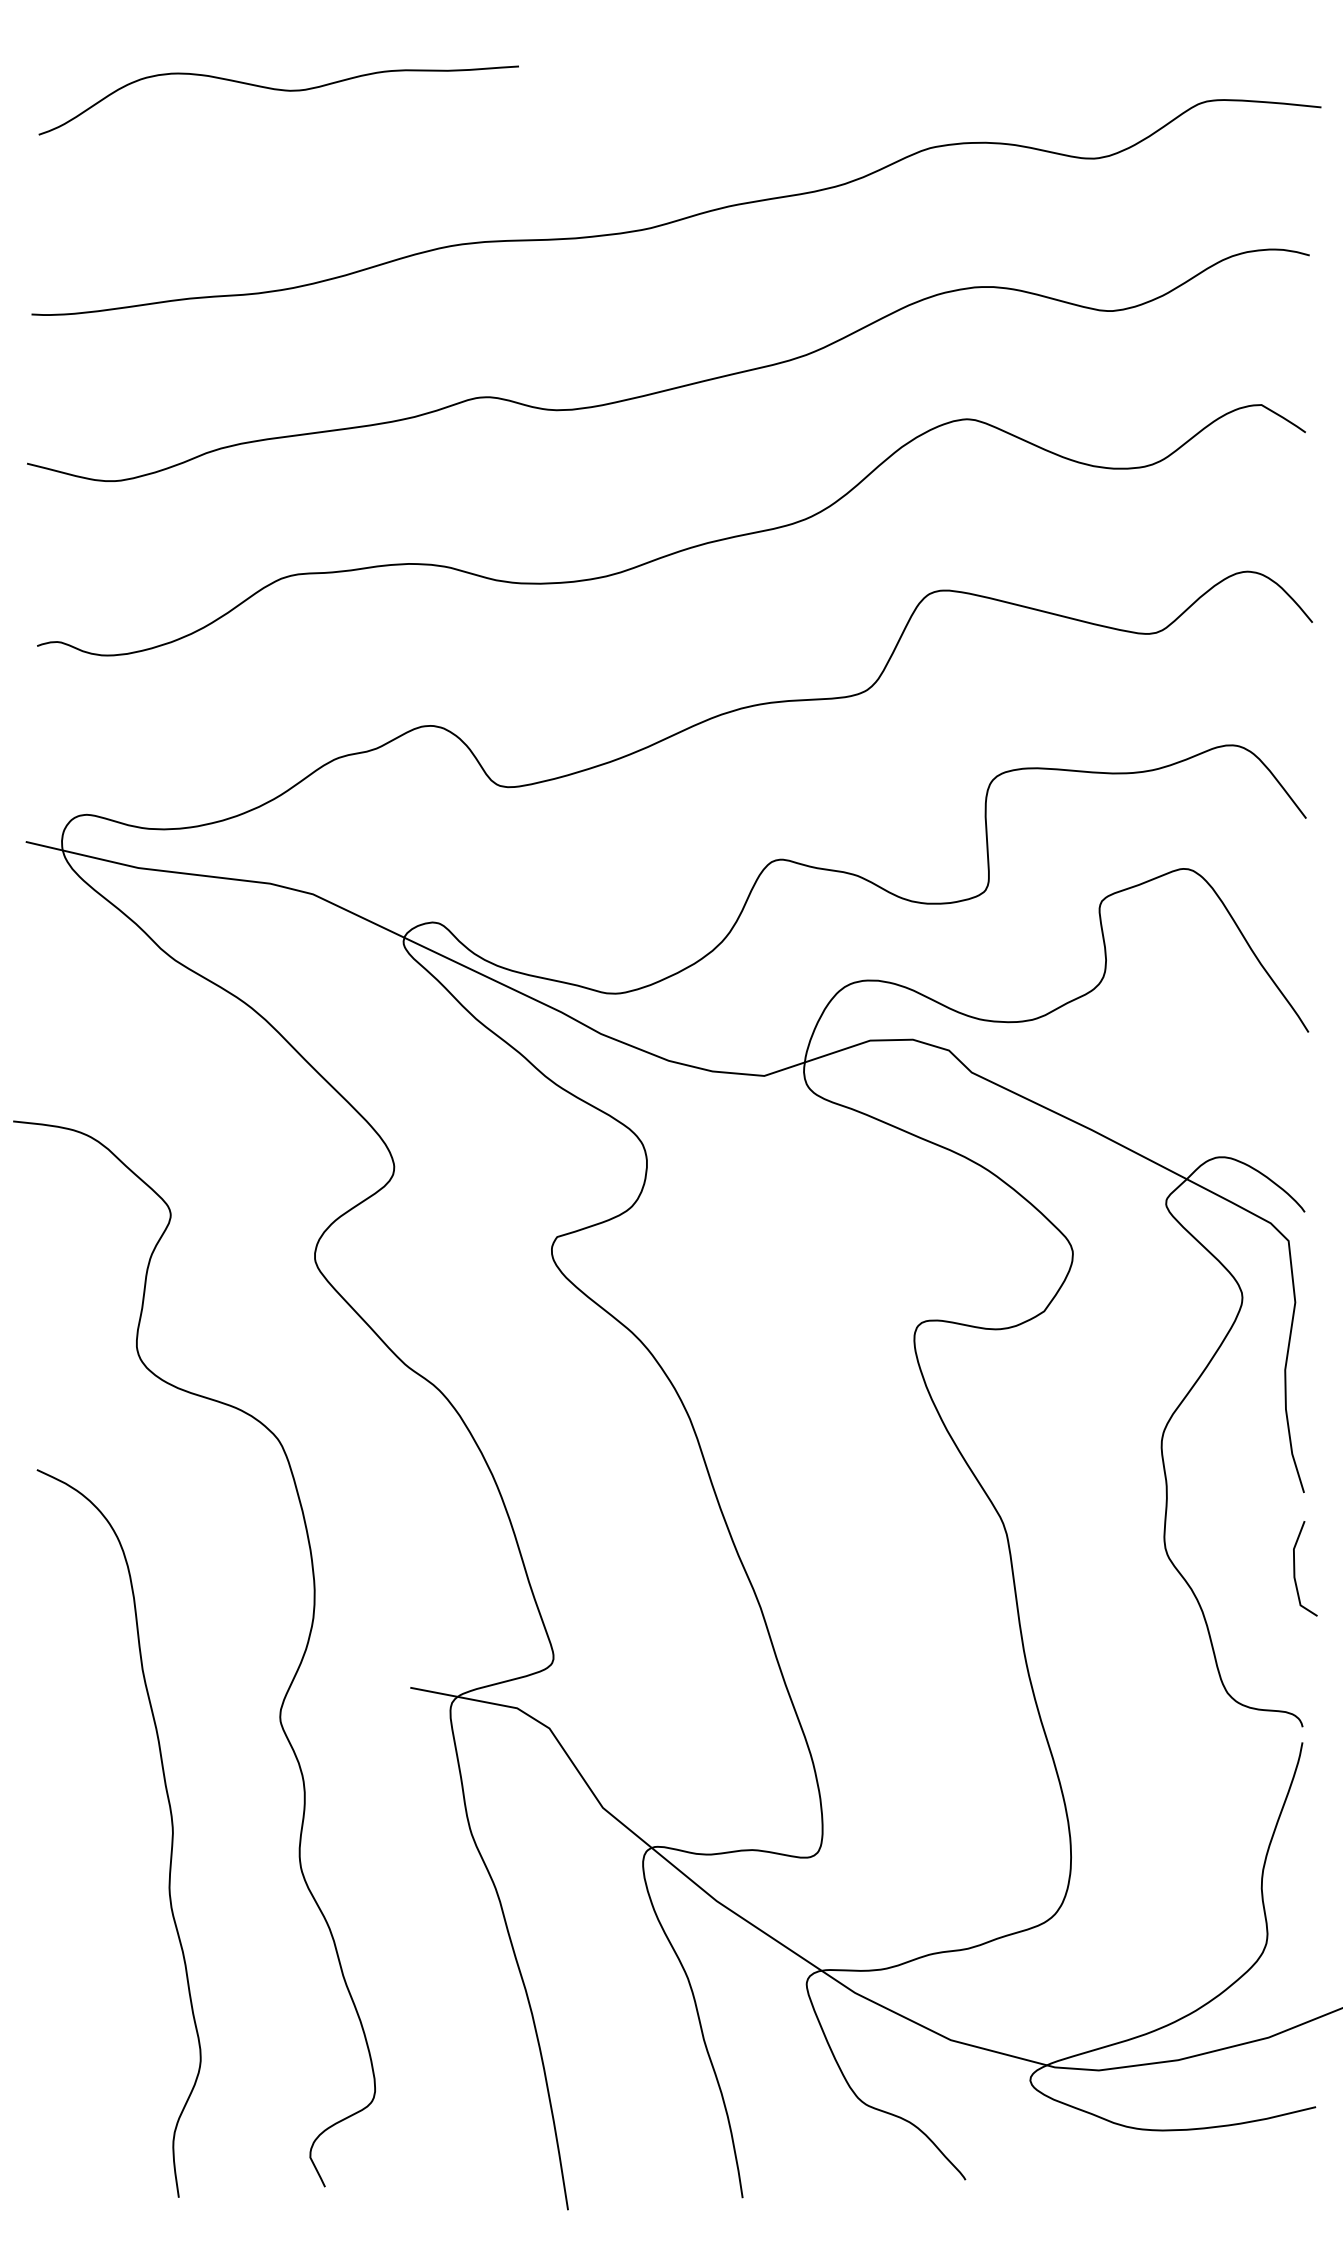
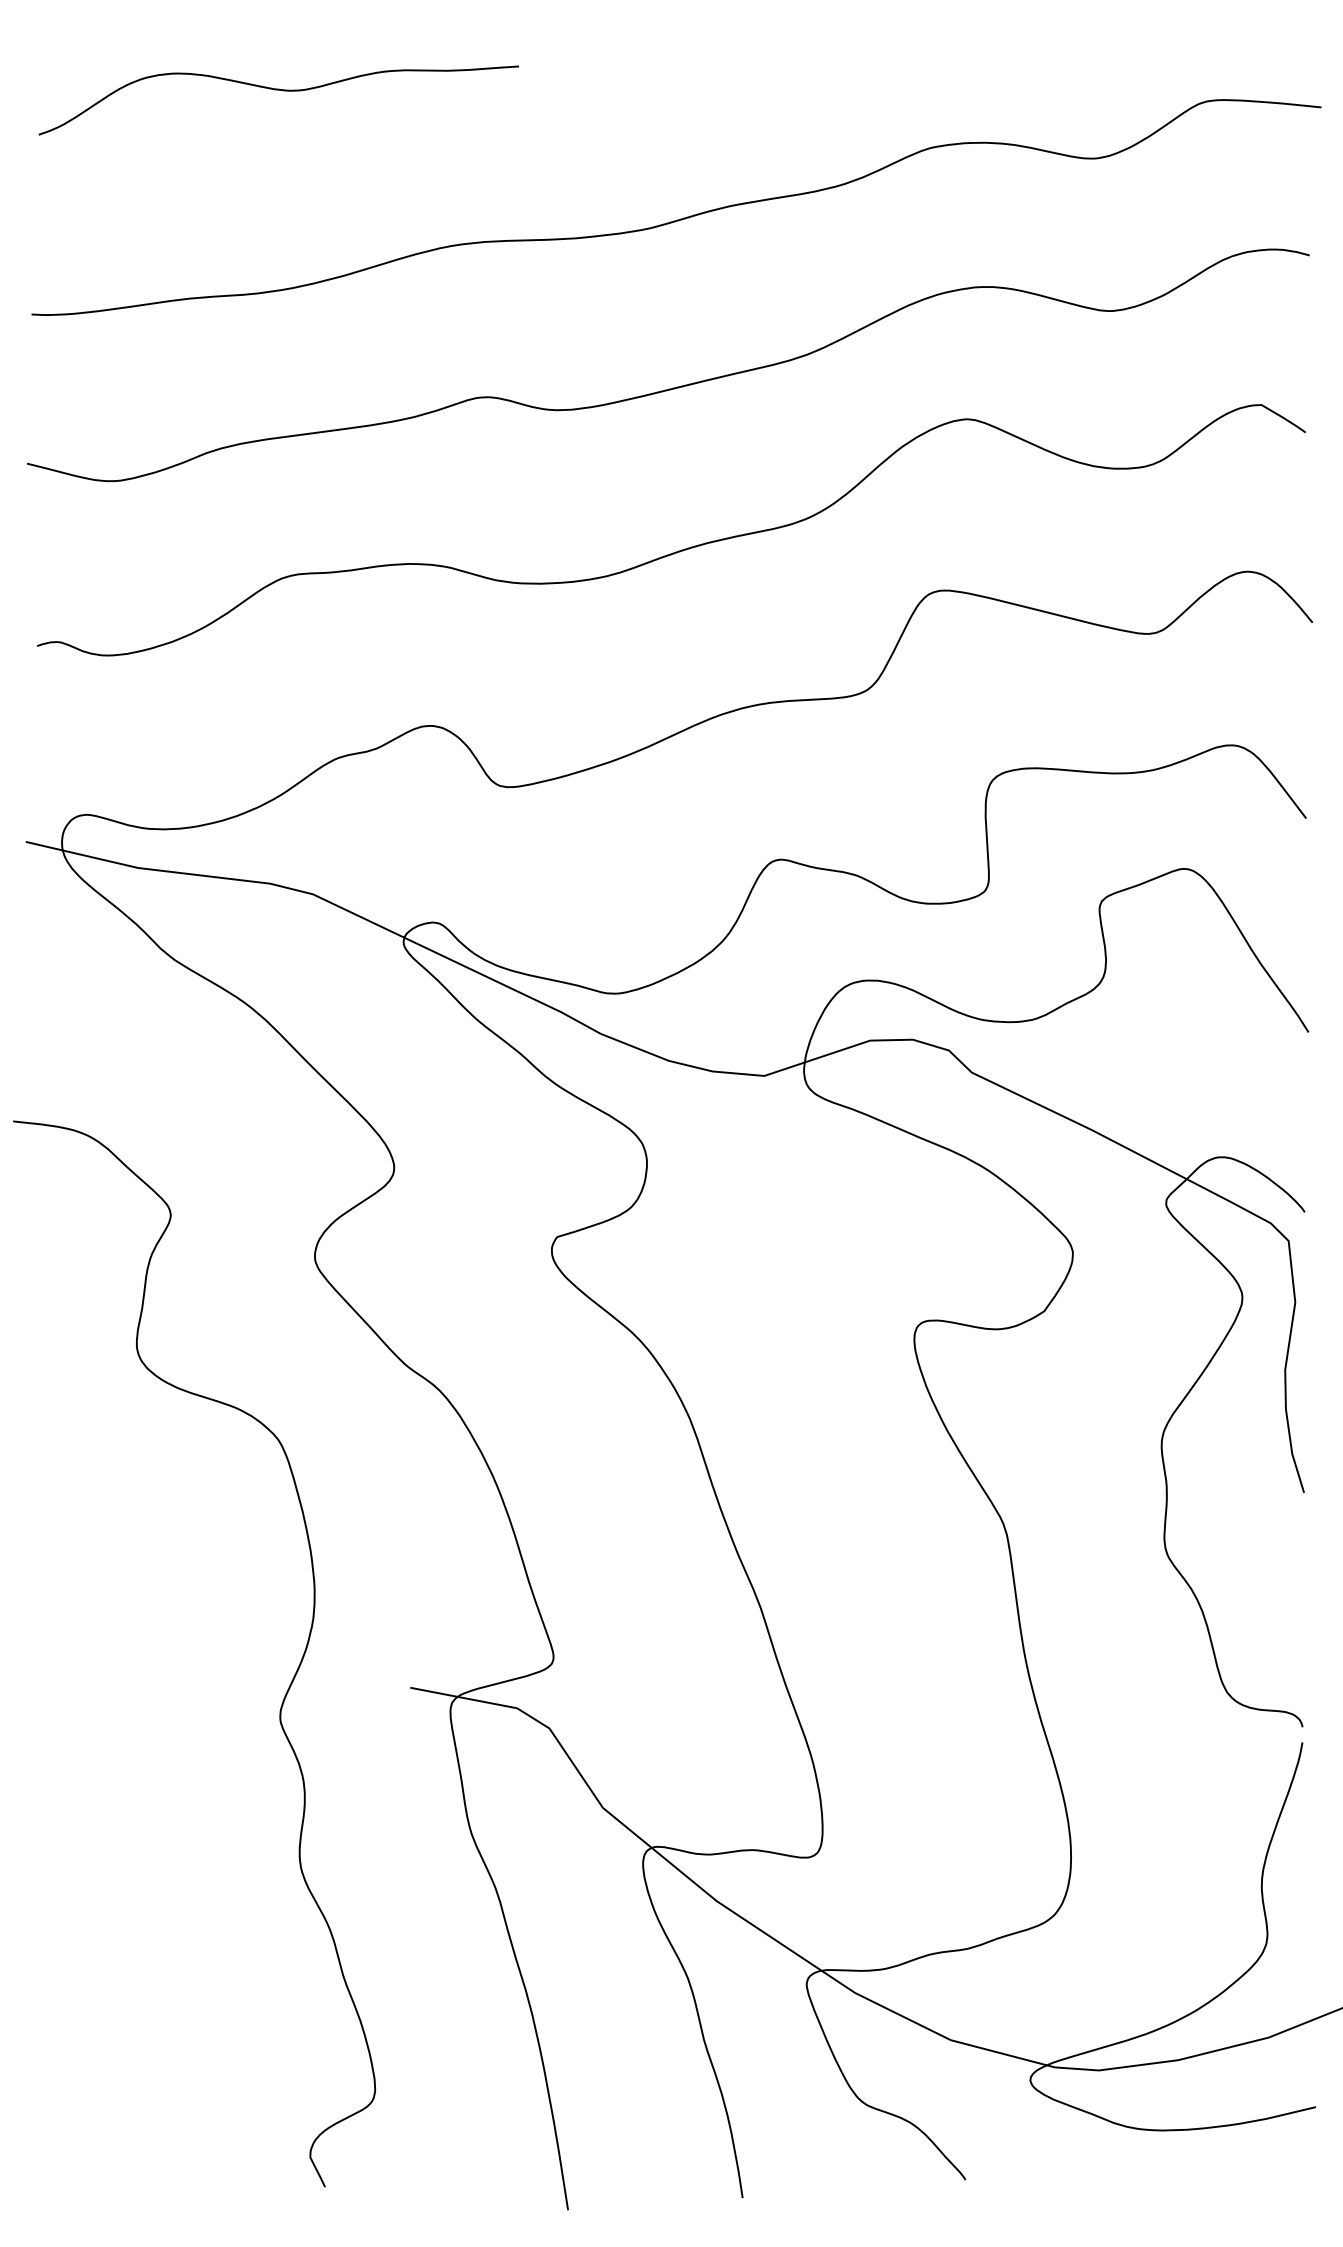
line: present -> none (1295, 1568)
curve: present -> none (171, 1835)
